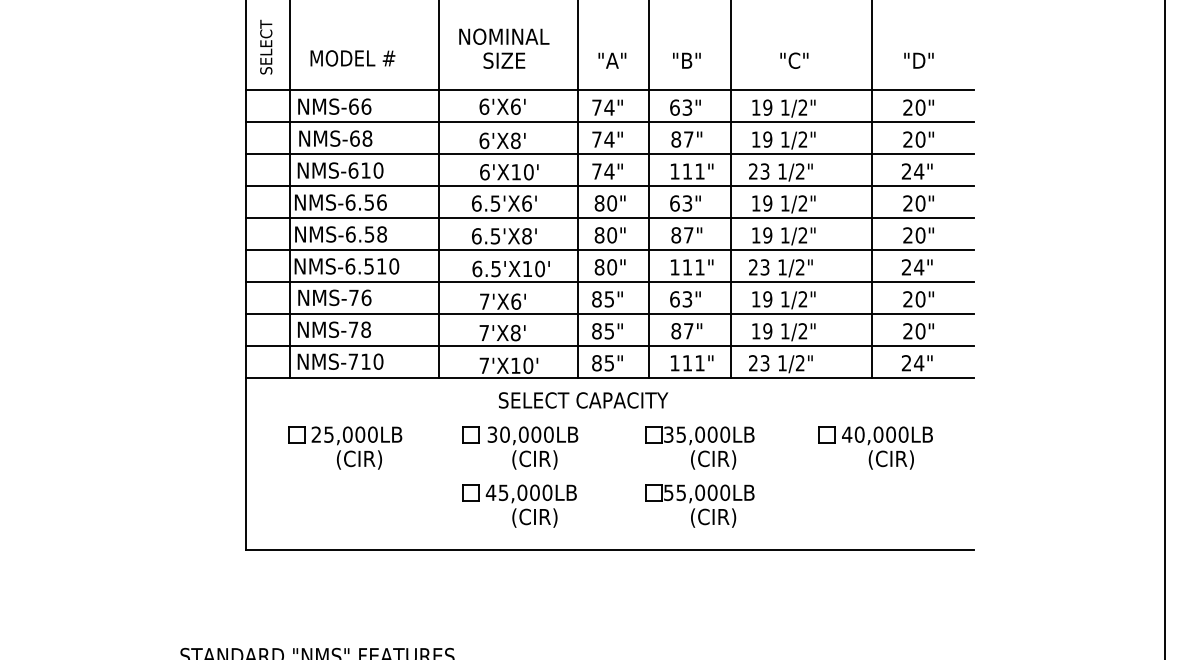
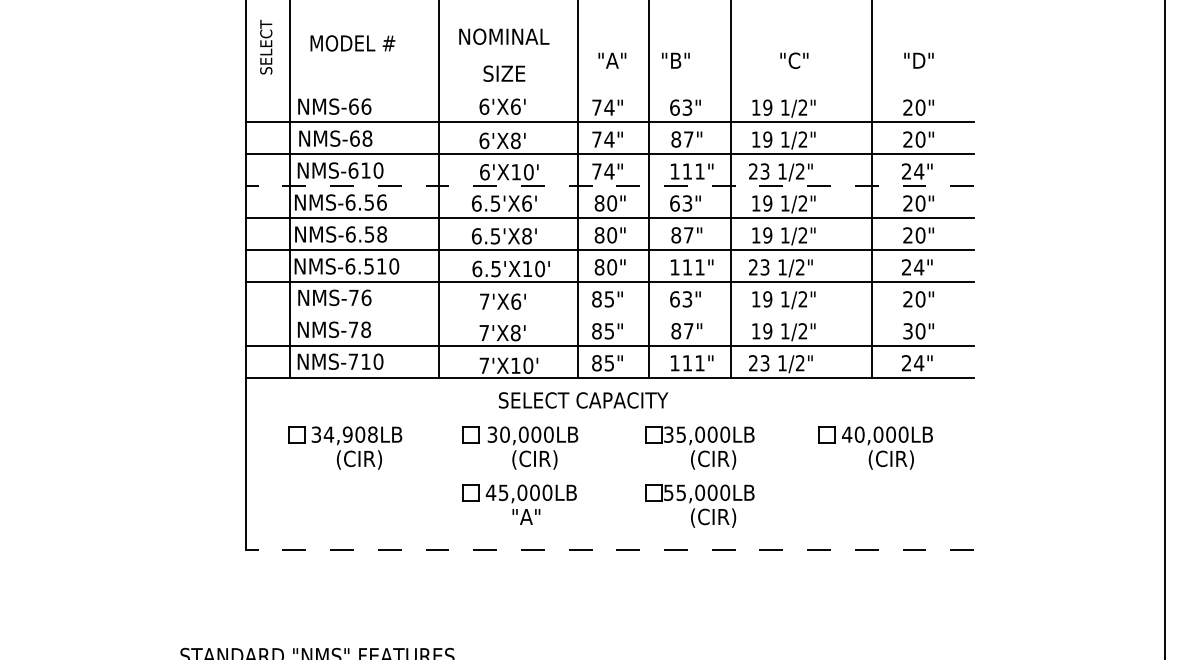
text position: (352, 58) -> (352, 43) (352, 43)
text position: (504, 60) -> (504, 73) (504, 73)
text position: (686, 60) -> (675, 60) (675, 60)
line: present -> none (610, 90)
line: solid -> dashed (610, 185)
line: present -> none (610, 313)
text: 20" -> 30" (907, 331)
text: 25,000LB -> 34,908LB (344, 434)
text: (CIR) -> "A" (534, 517)
line: solid -> dashed (610, 550)
